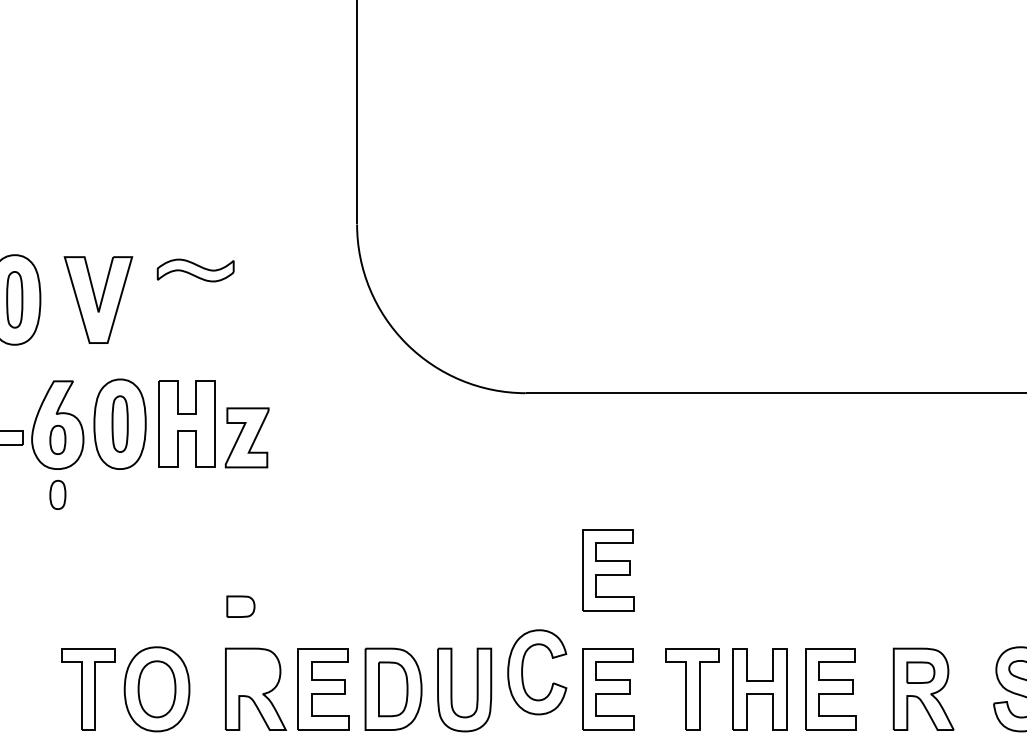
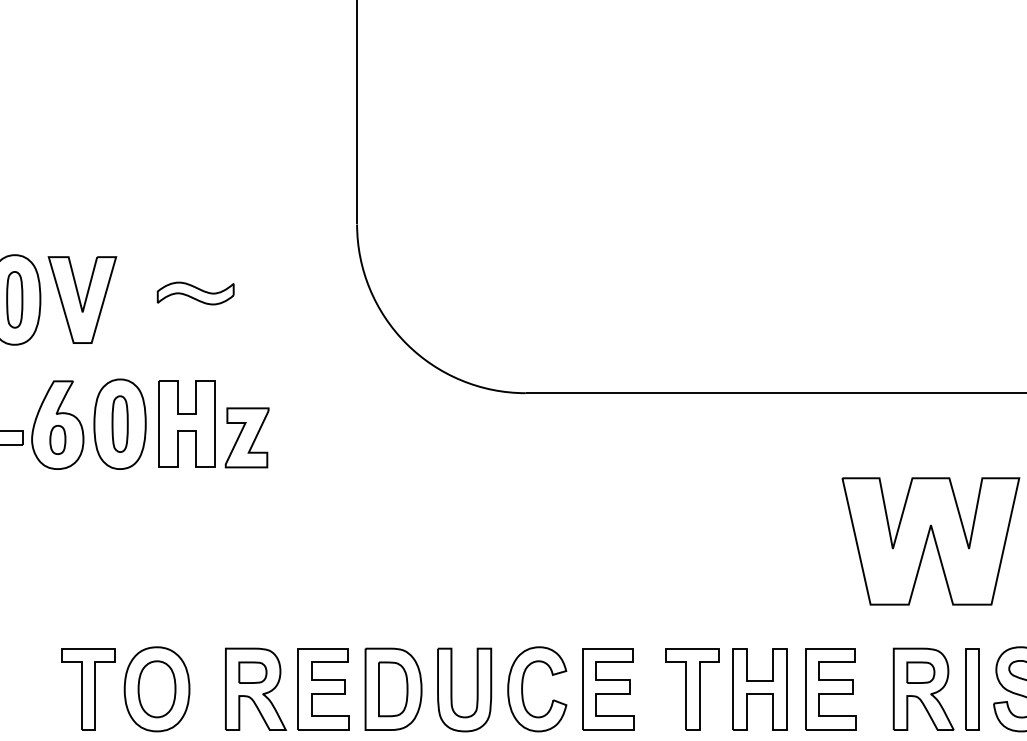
part position: (195, 270) -> (195, 293) (195, 293)
part position: (98, 299) -> (82, 299) (82, 299)
part: present -> none (57, 494)
part: none -> present (930, 541)
part: present -> none (608, 570)
part position: (240, 606) -> (252, 672) (252, 672)
part position: (523, 676) -> (523, 693) (523, 693)
part: none -> present (972, 689)
